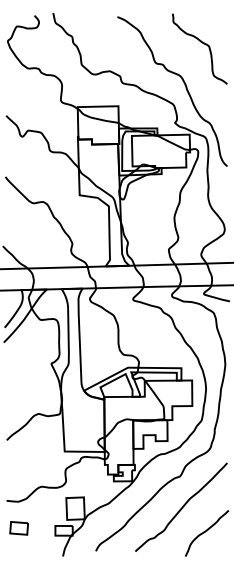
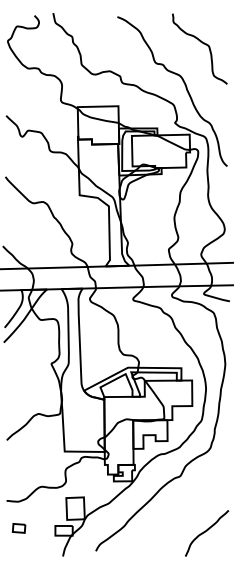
curve: present -> none (182, 506)
part size: 20x15 px -> 16x11 px (18, 528)
